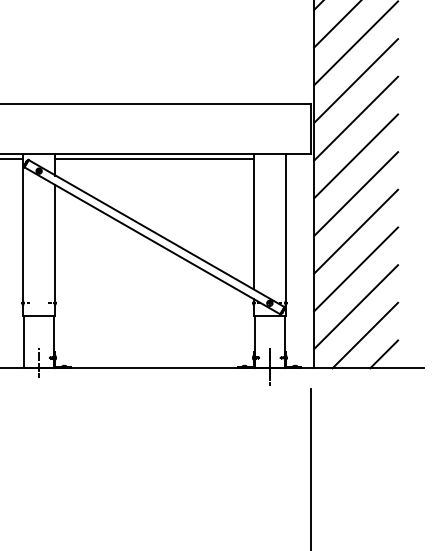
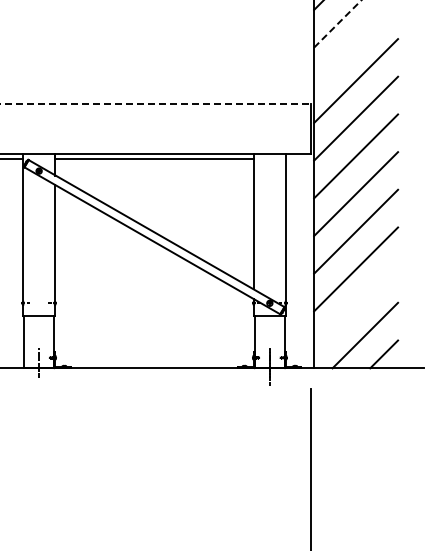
line: solid -> dashed (338, 23)
line: present -> none (355, 43)
line: solid -> dashed (155, 103)
line: present -> none (356, 307)
